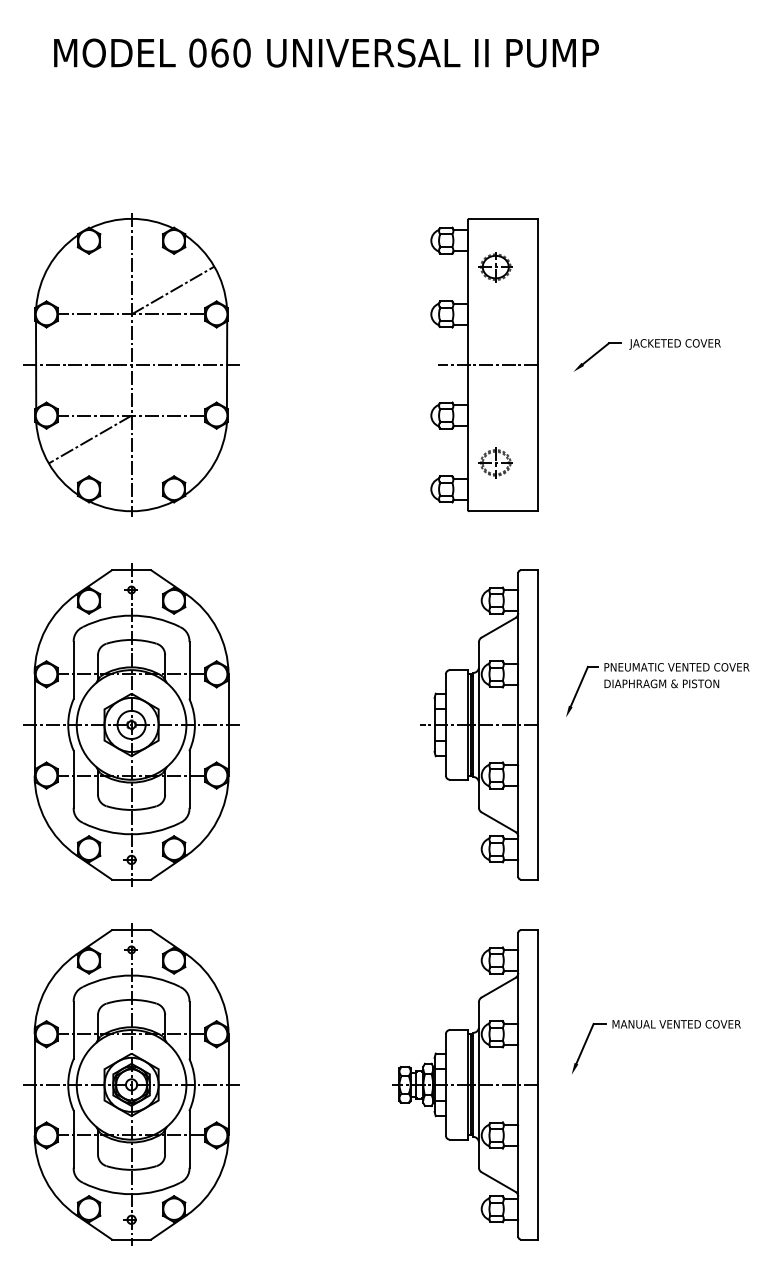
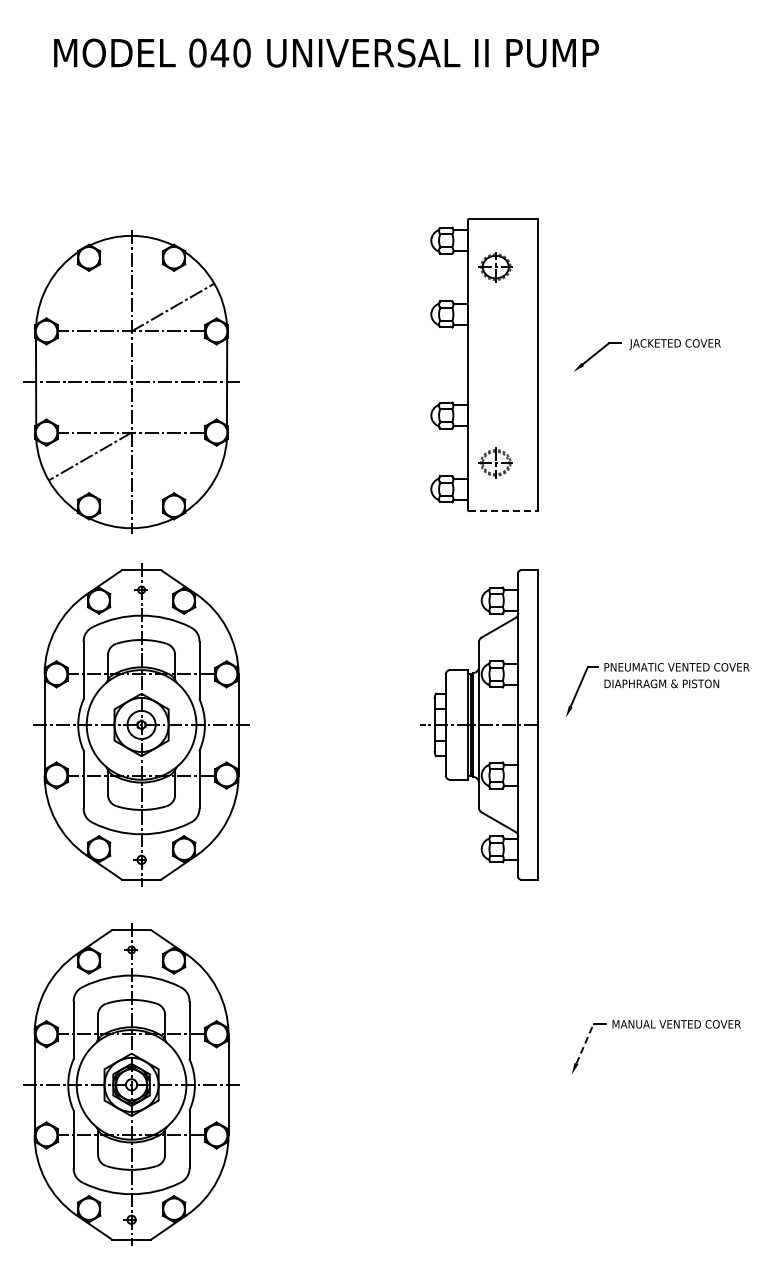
text: 060 -> 040 (219, 52)
part position: (131, 364) -> (131, 381) (131, 381)
line: present -> none (488, 365)
line: solid -> dashed (504, 511)
part position: (131, 724) -> (141, 724) (141, 724)
line: solid -> dashed (585, 1043)
part: present -> none (465, 1084)
